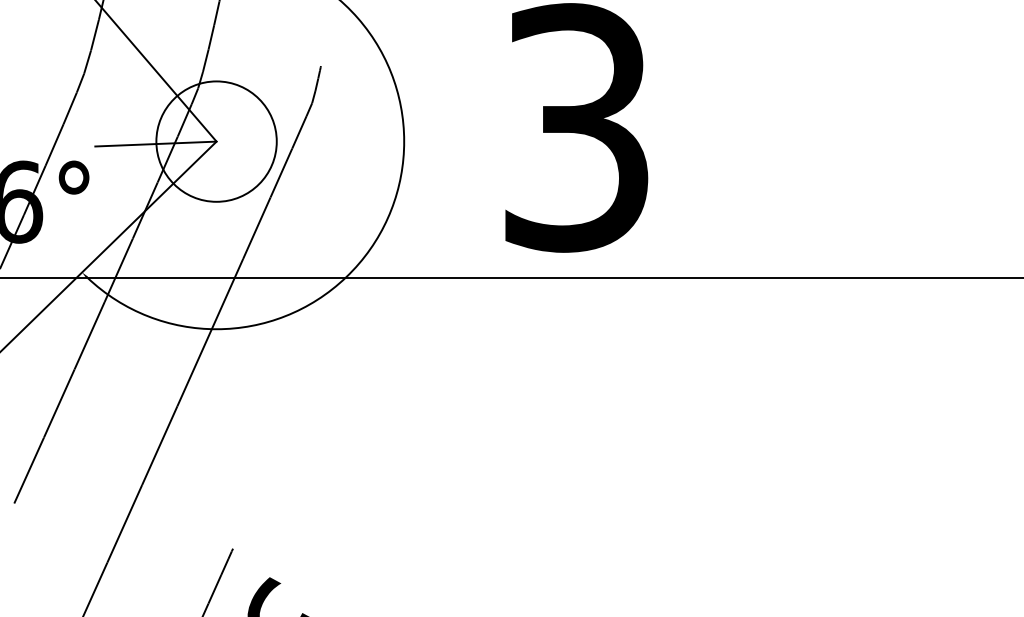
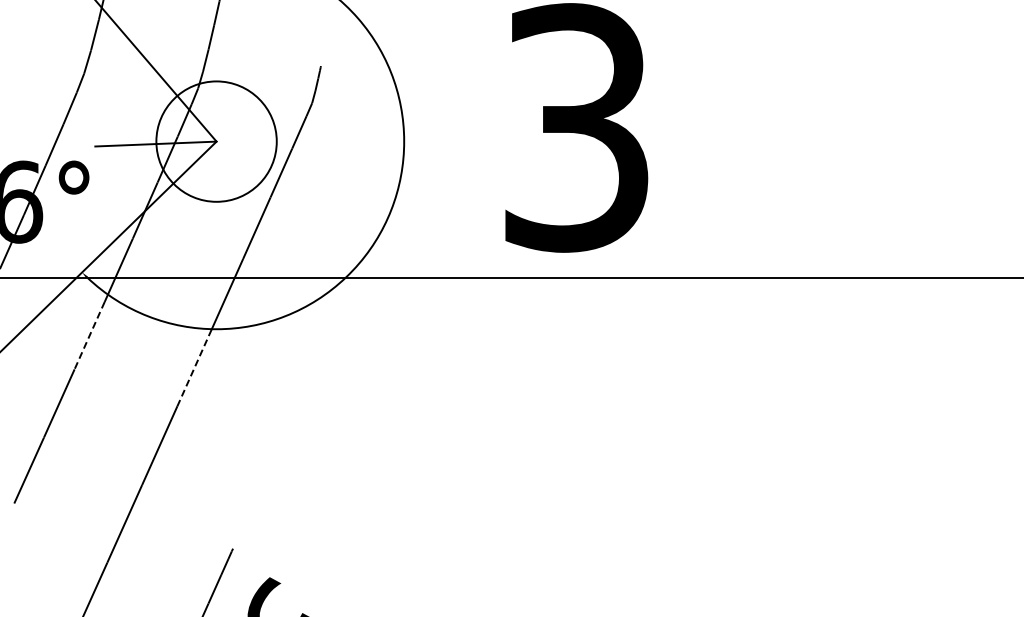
line: solid -> dashed (89, 335)
line: solid -> dashed (194, 367)
